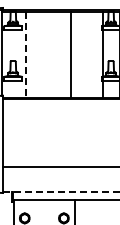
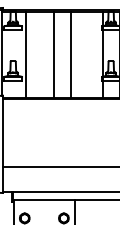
line: none -> present (53, 54)
line: dashed -> solid (26, 55)
line: dashed -> solid (61, 191)
